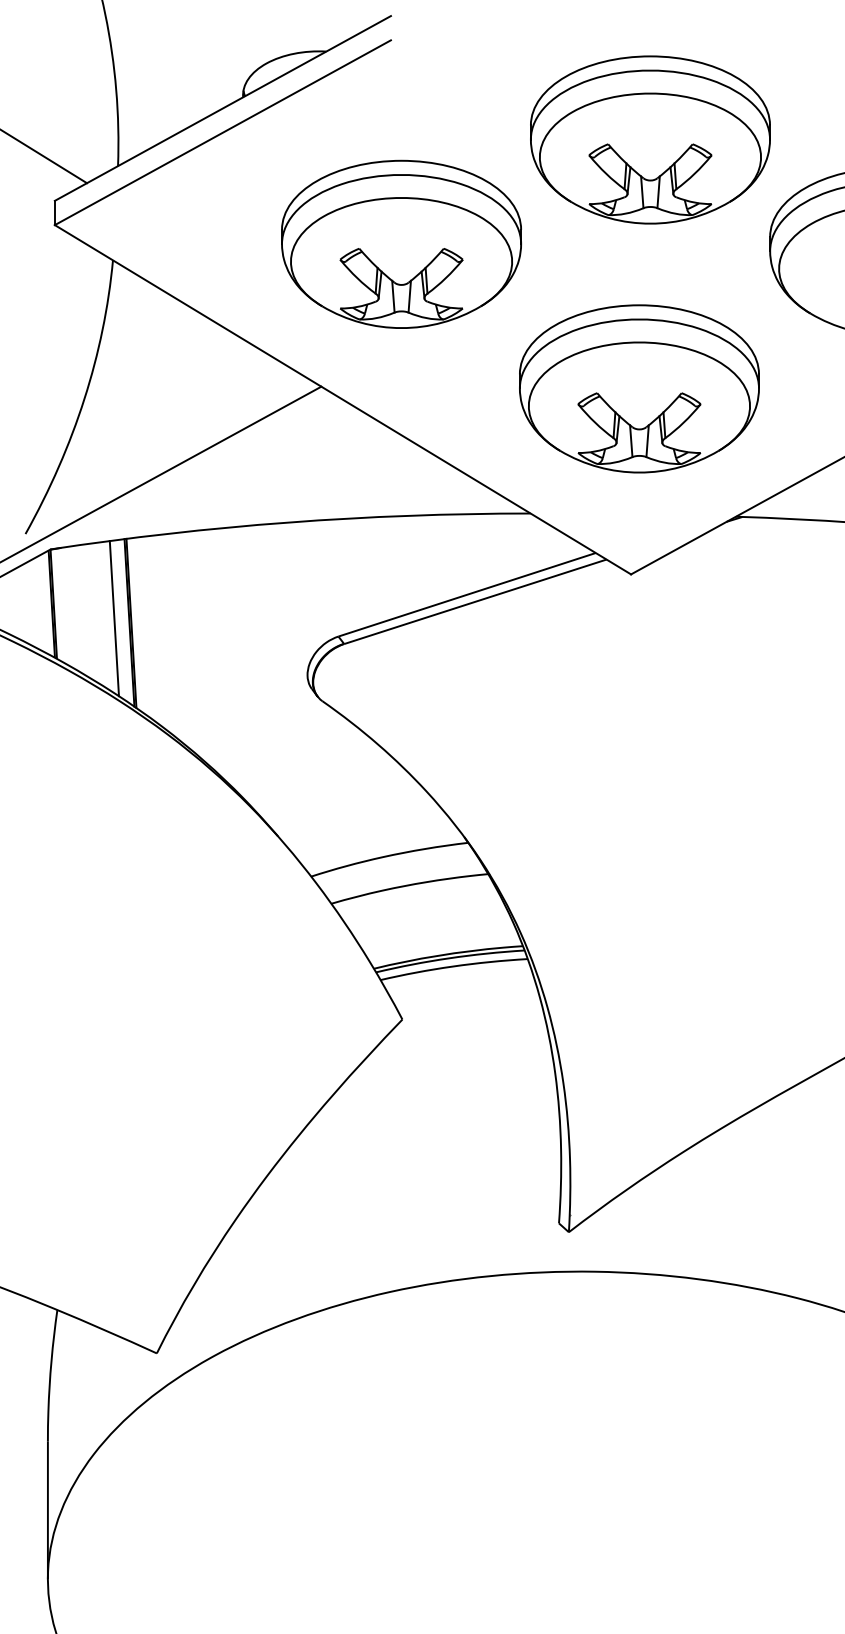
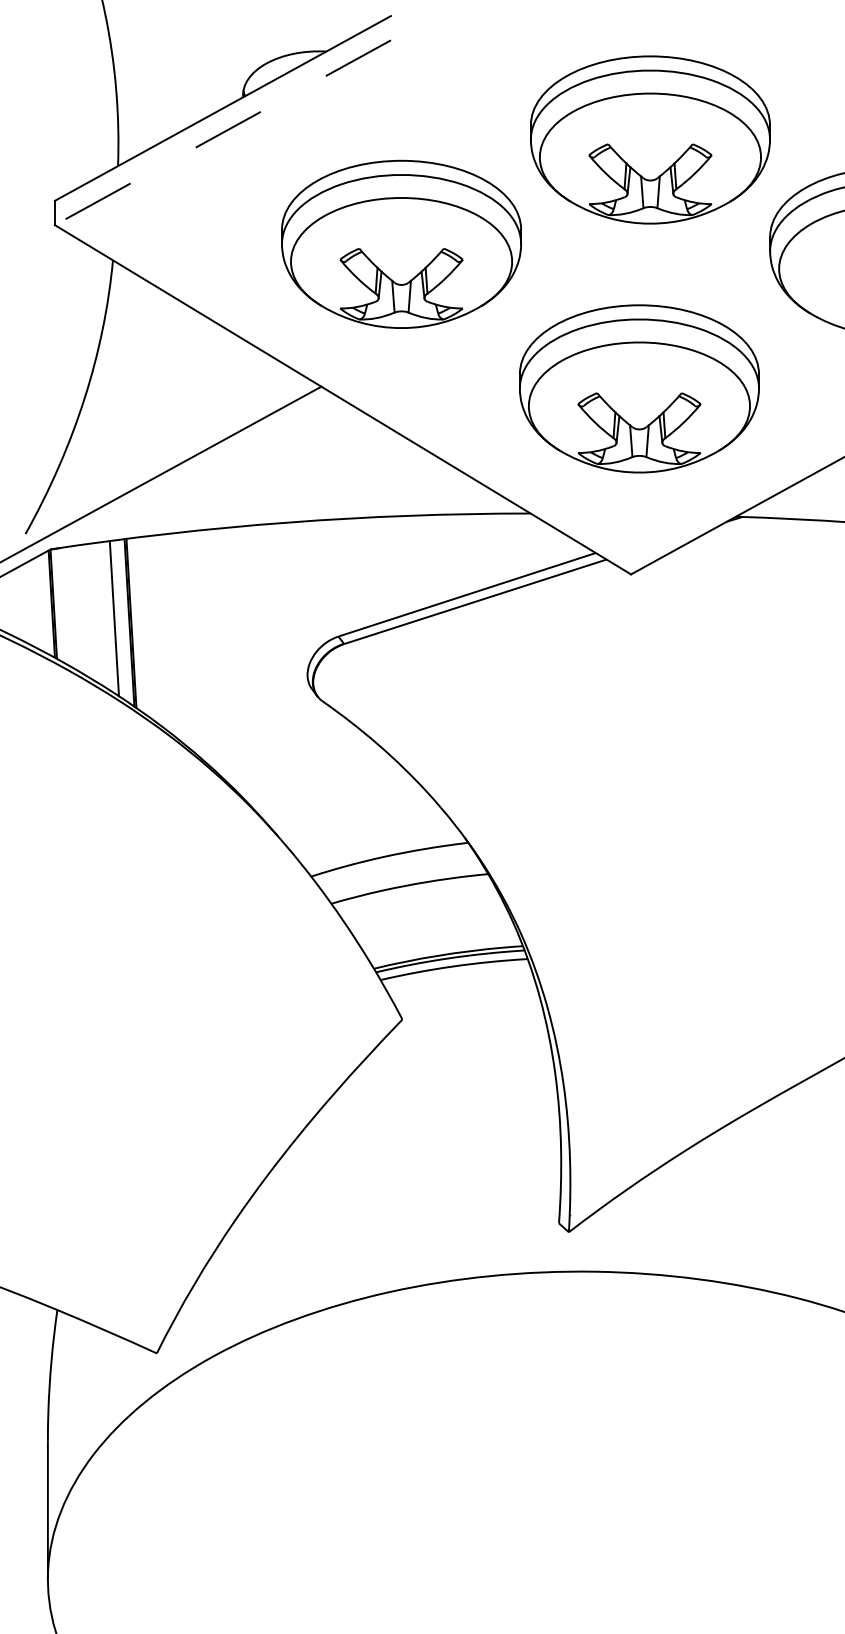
line: solid -> dashed (222, 132)
line: present -> none (44, 157)
